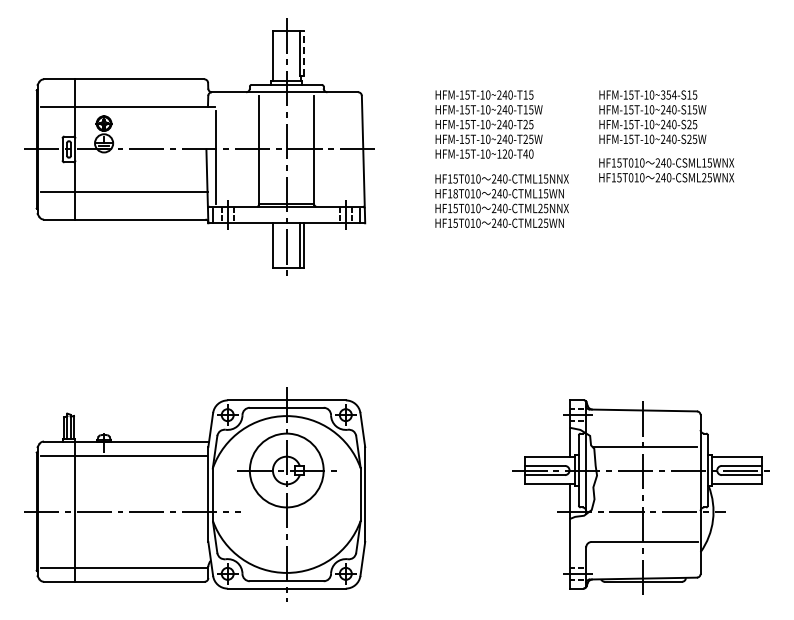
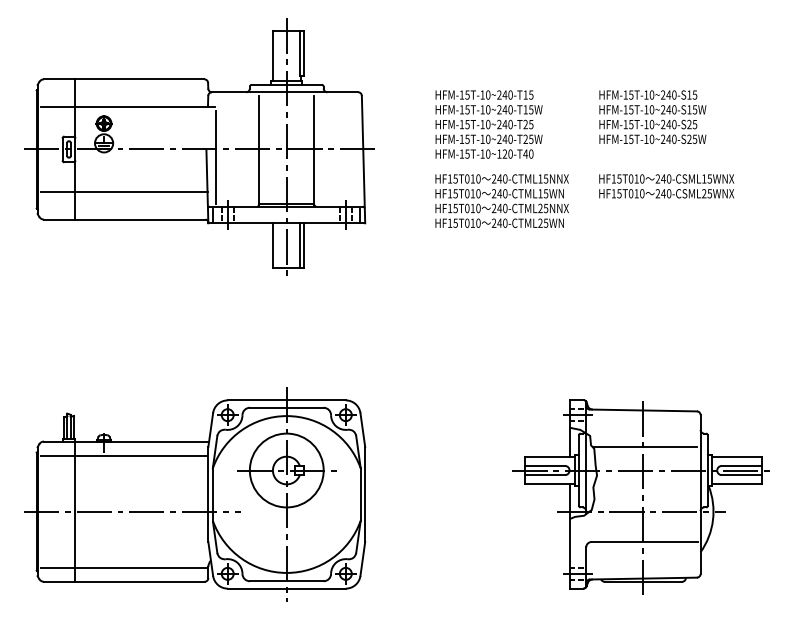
line: dashed -> solid (304, 53)
text: HFM-15T-10~354-S15 -> HFM-15T-10~240-S15 (668, 94)
text position: (666, 170) -> (666, 186) (666, 186)
text: HF18T010 -> HF15T010 (455, 193)
